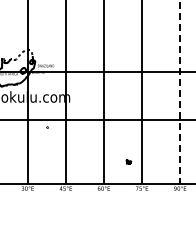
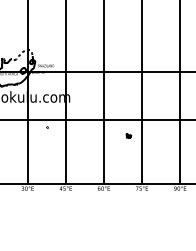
line: dashed -> solid (180, 92)
part position: (128, 161) -> (128, 135) (128, 135)
